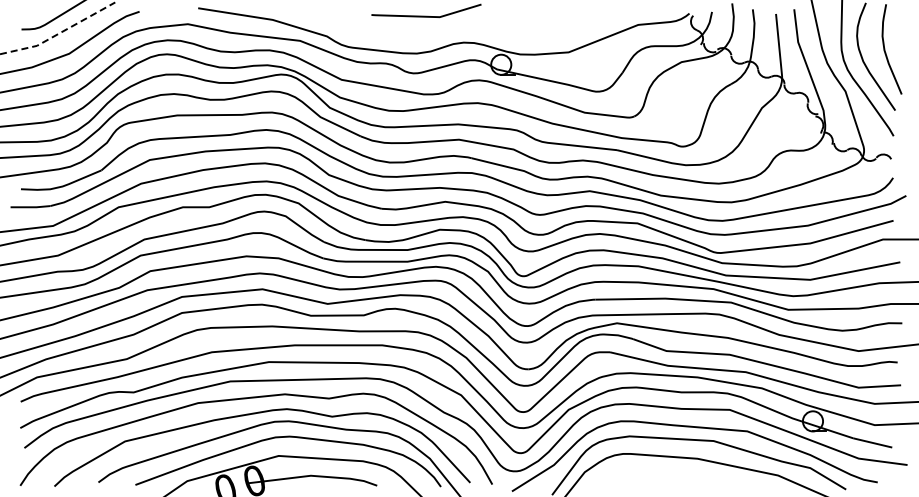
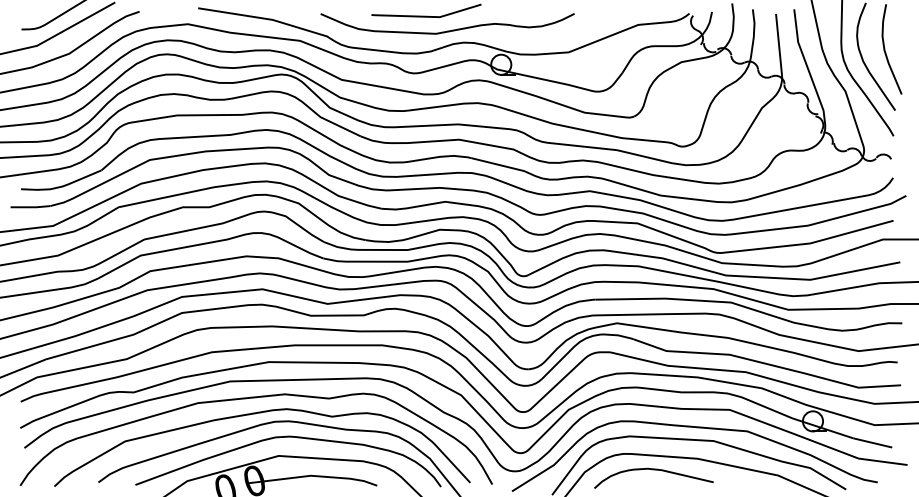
curve: none -> present (447, 30)
line: dashed -> solid (59, 33)
curve: none -> present (653, 470)
